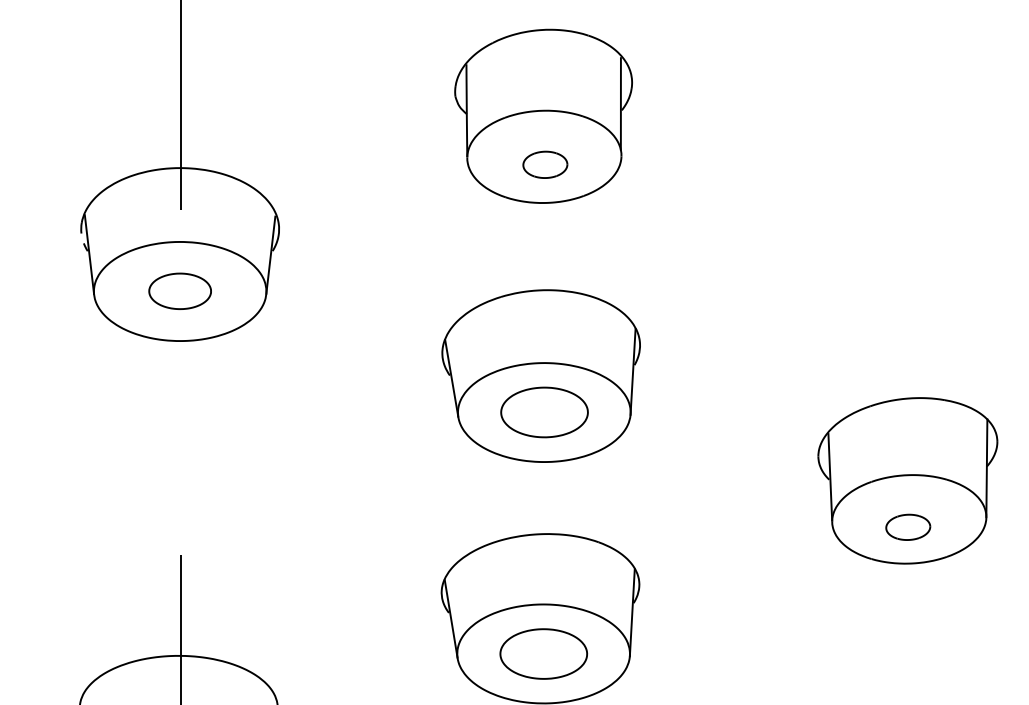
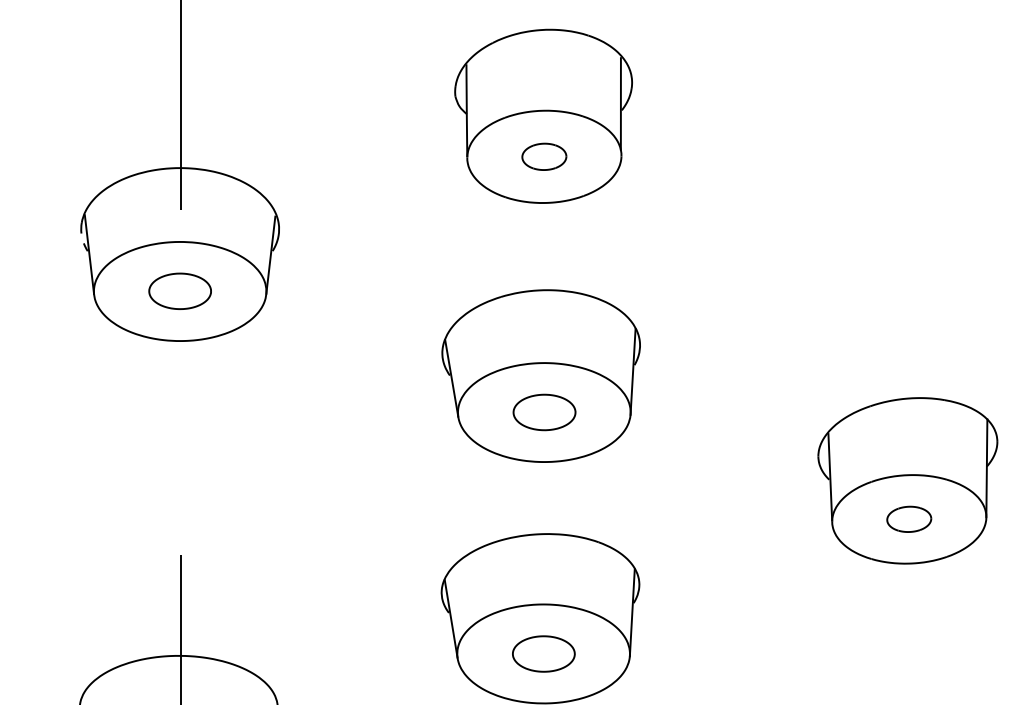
part position: (545, 164) -> (544, 156) (544, 156)
part size: 89x53 px -> 65x39 px (544, 412)
part position: (908, 526) -> (909, 518) (909, 518)
part size: 90x52 px -> 64x38 px (543, 653)
